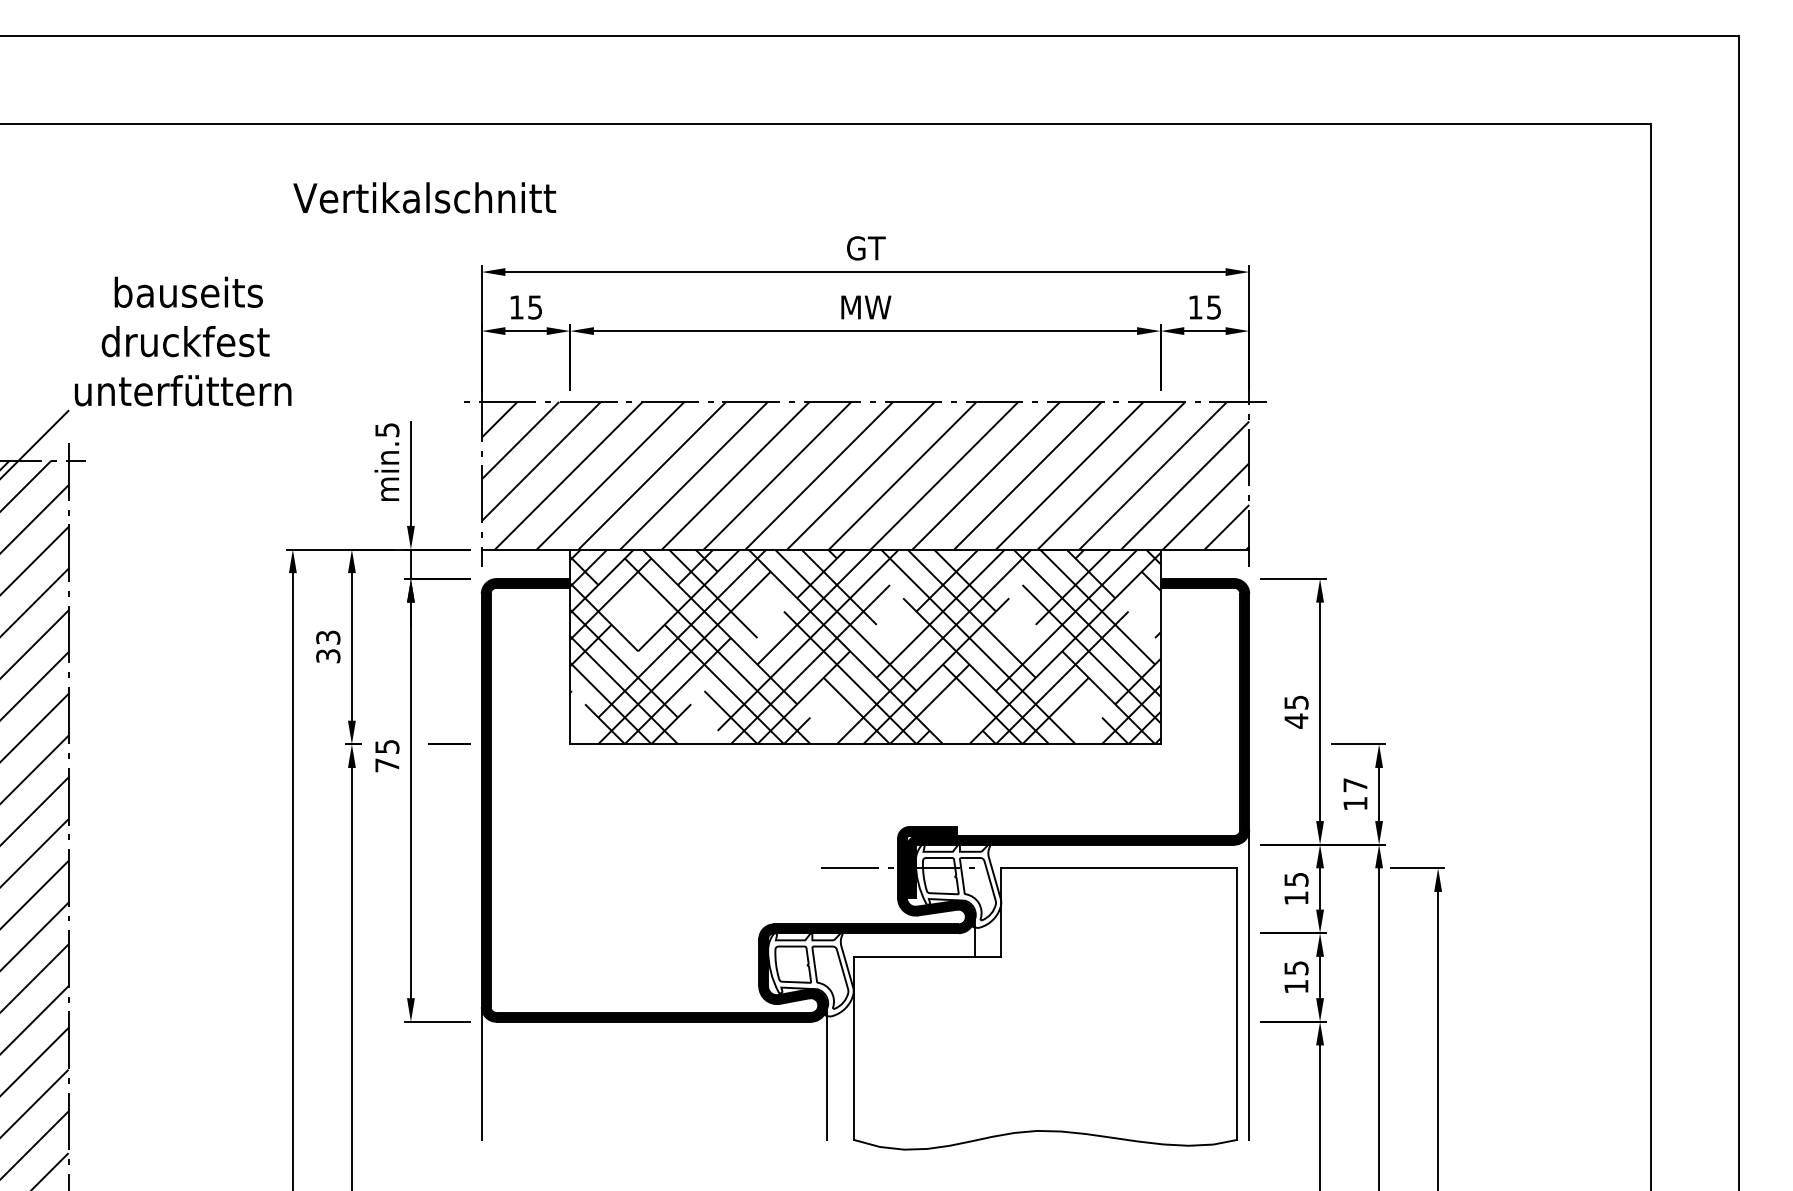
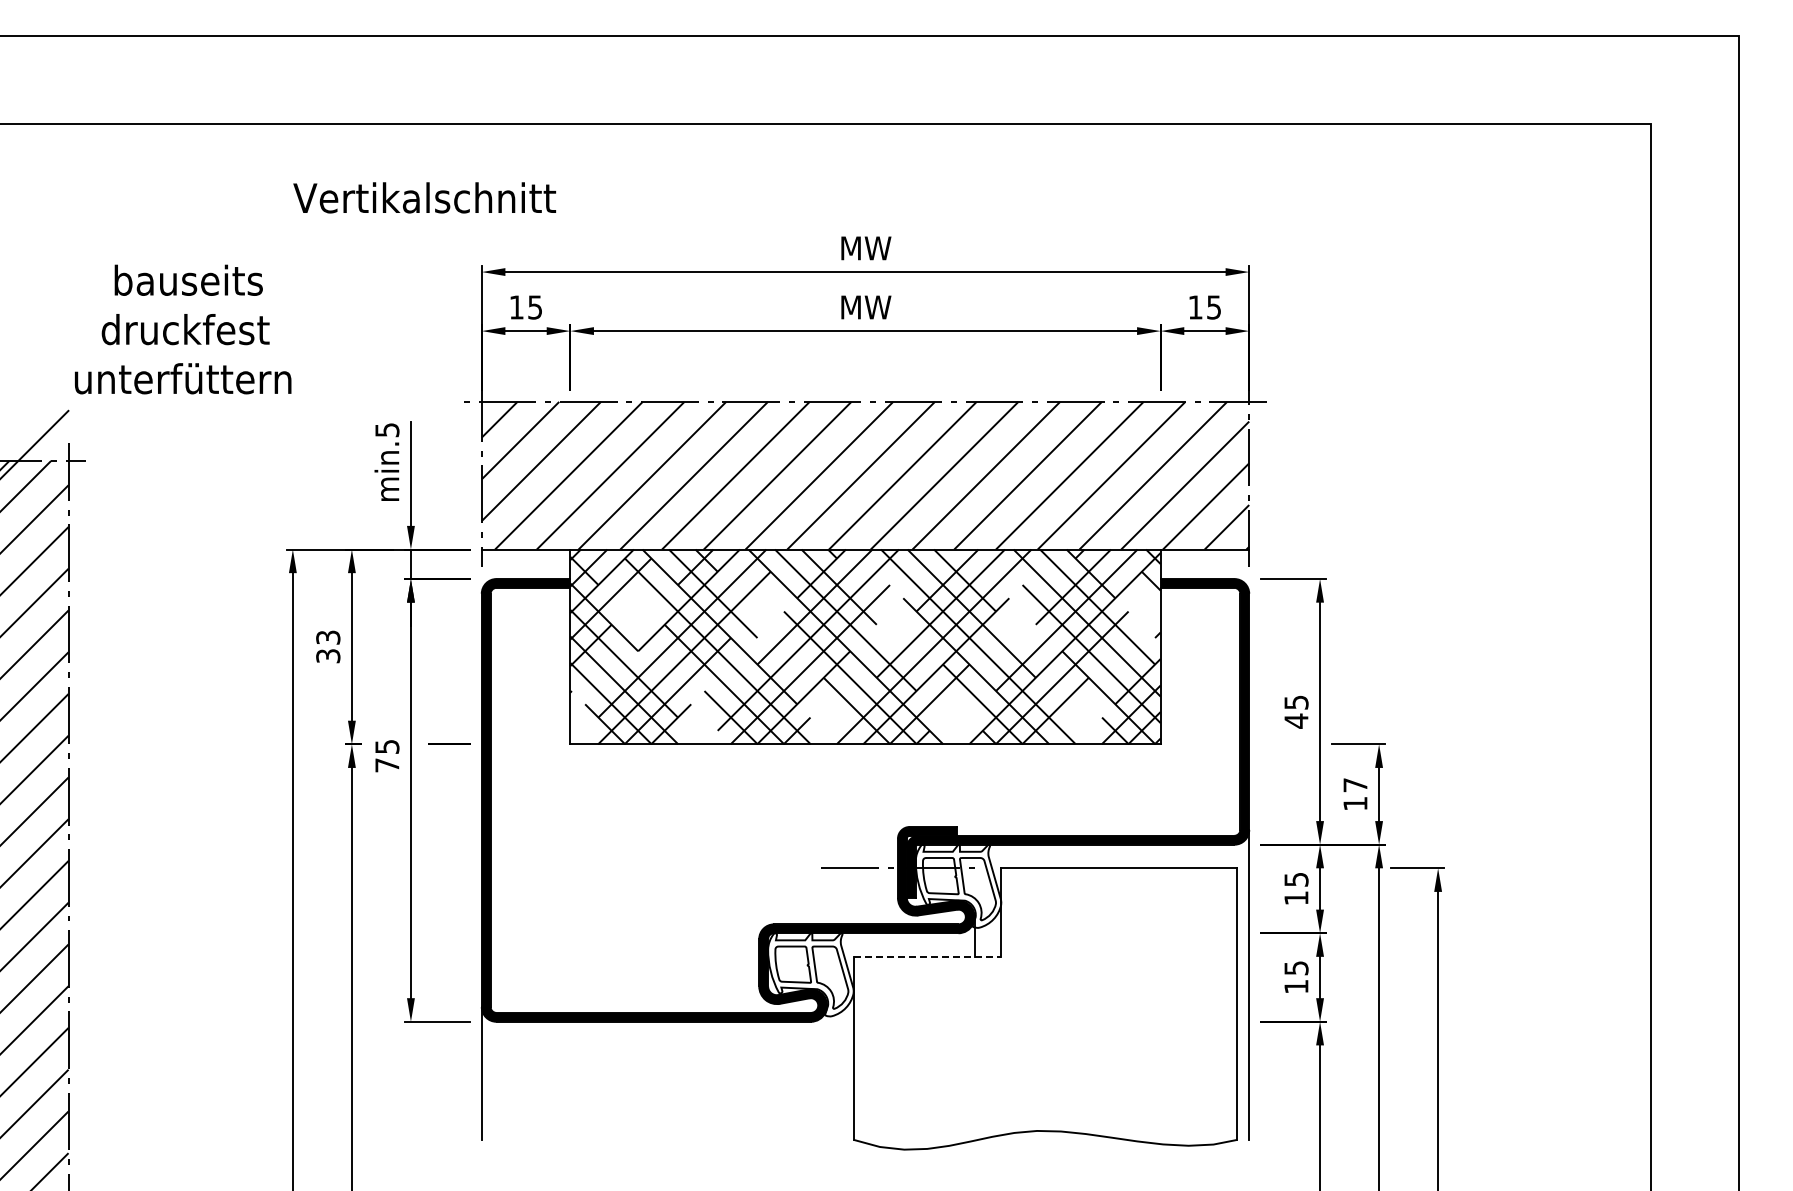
text: GT -> MW (866, 248)
text position: (183, 341) -> (183, 329) (183, 329)
line: solid -> dashed (927, 956)
line: present -> none (827, 1072)
